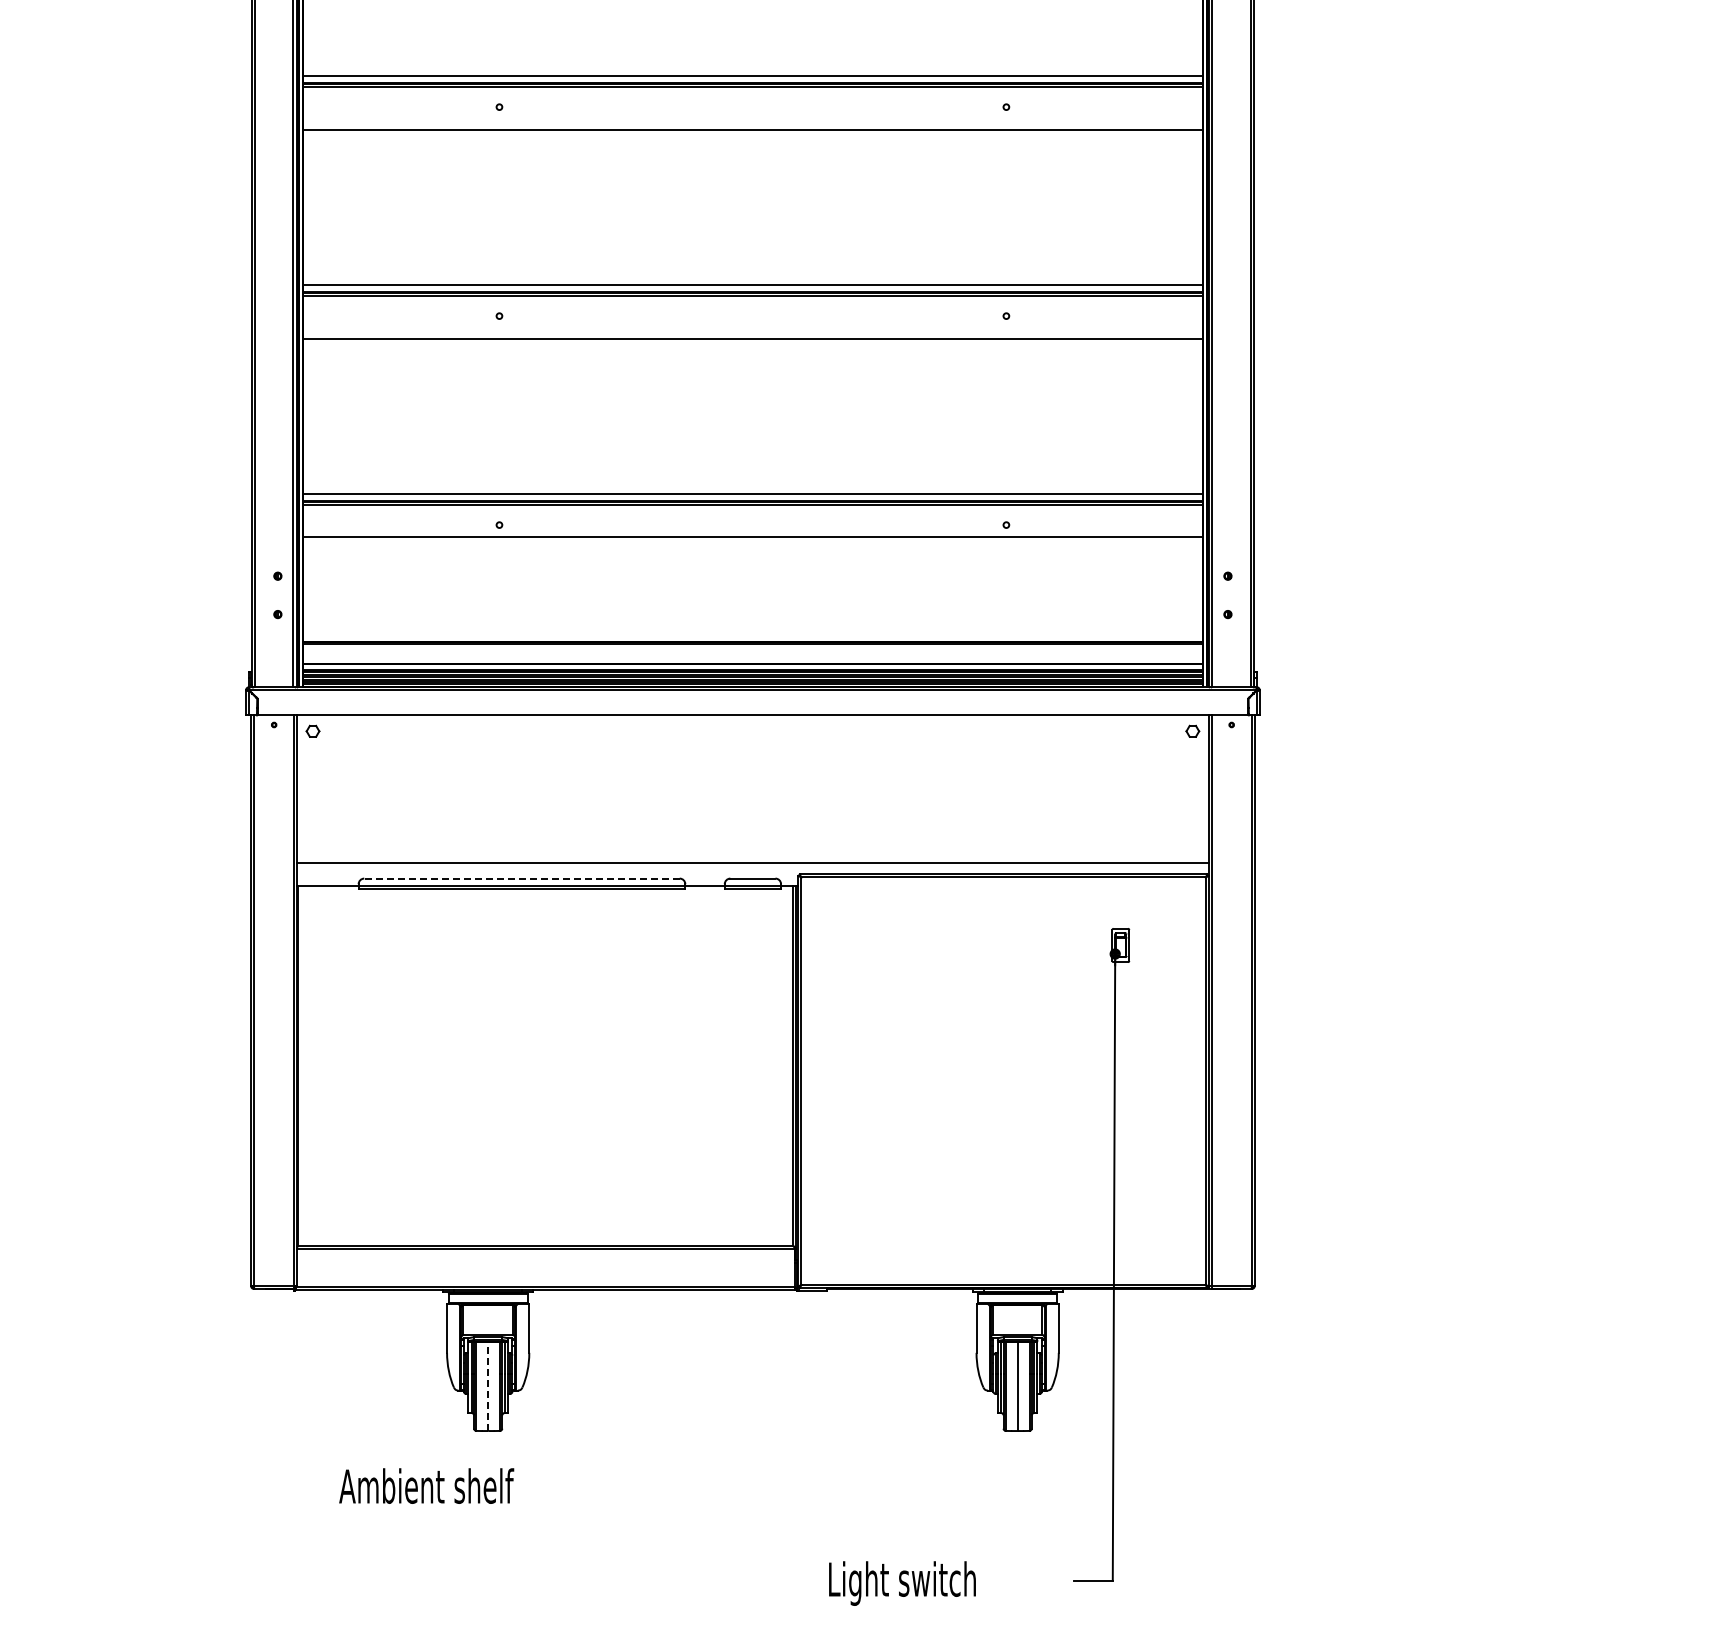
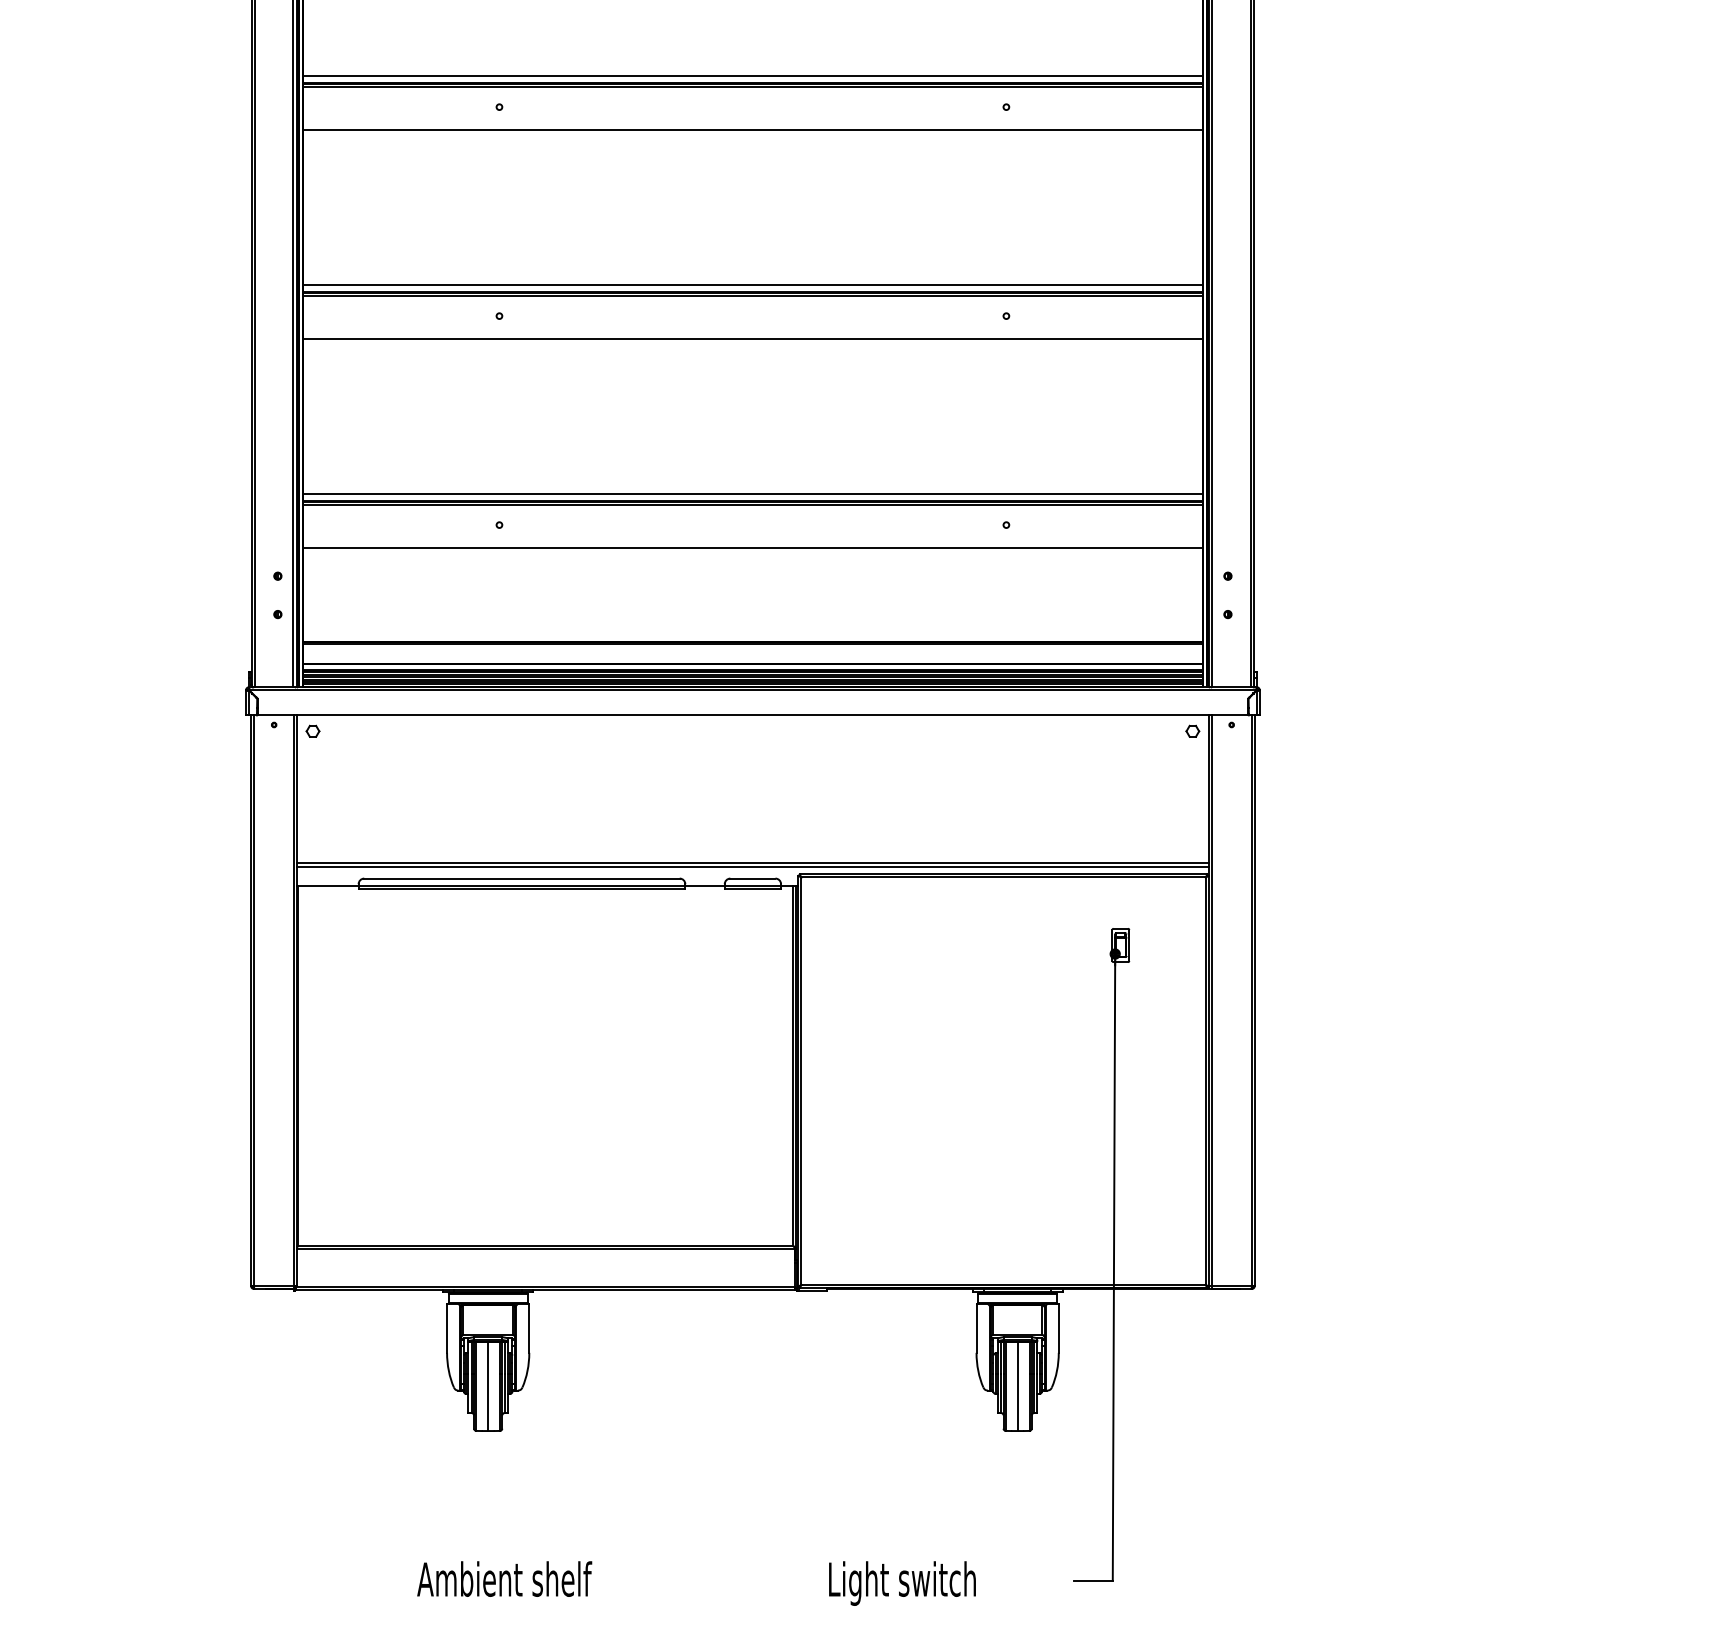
line position: (752, 536) -> (752, 547) (752, 547)
line: none -> present (752, 866)
line: dashed -> solid (521, 878)
line: dashed -> solid (488, 1386)
text position: (426, 1485) -> (504, 1578) (504, 1578)
